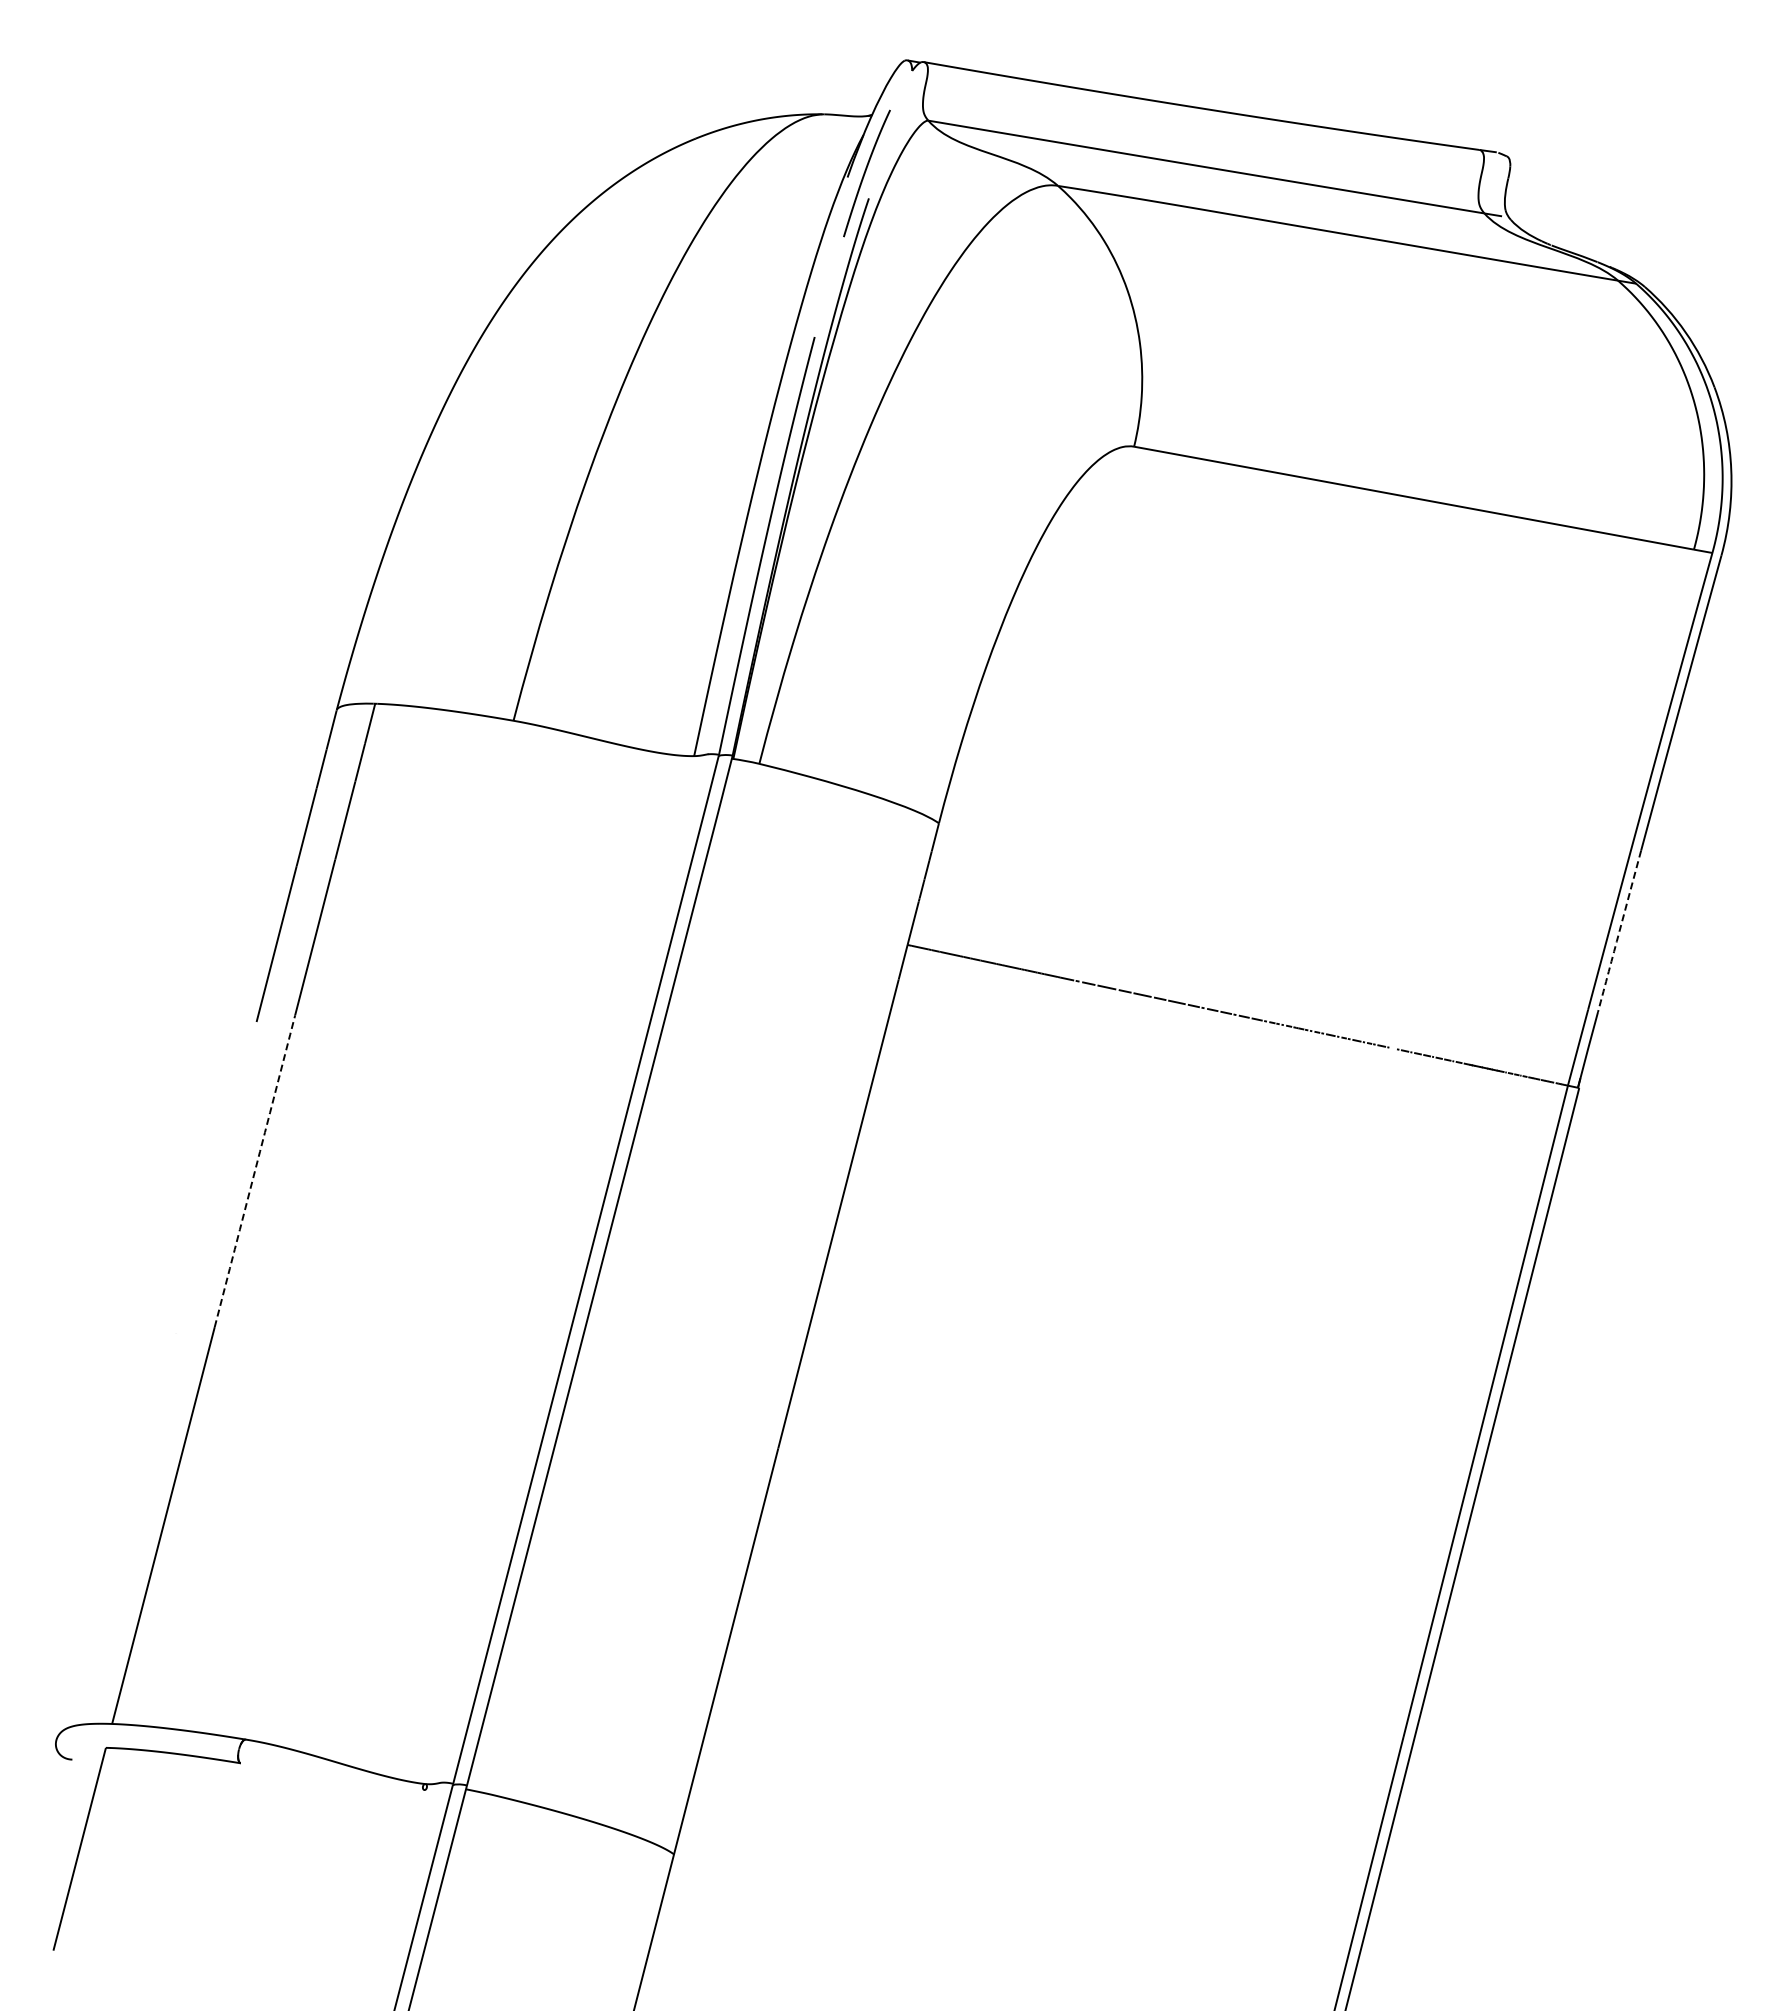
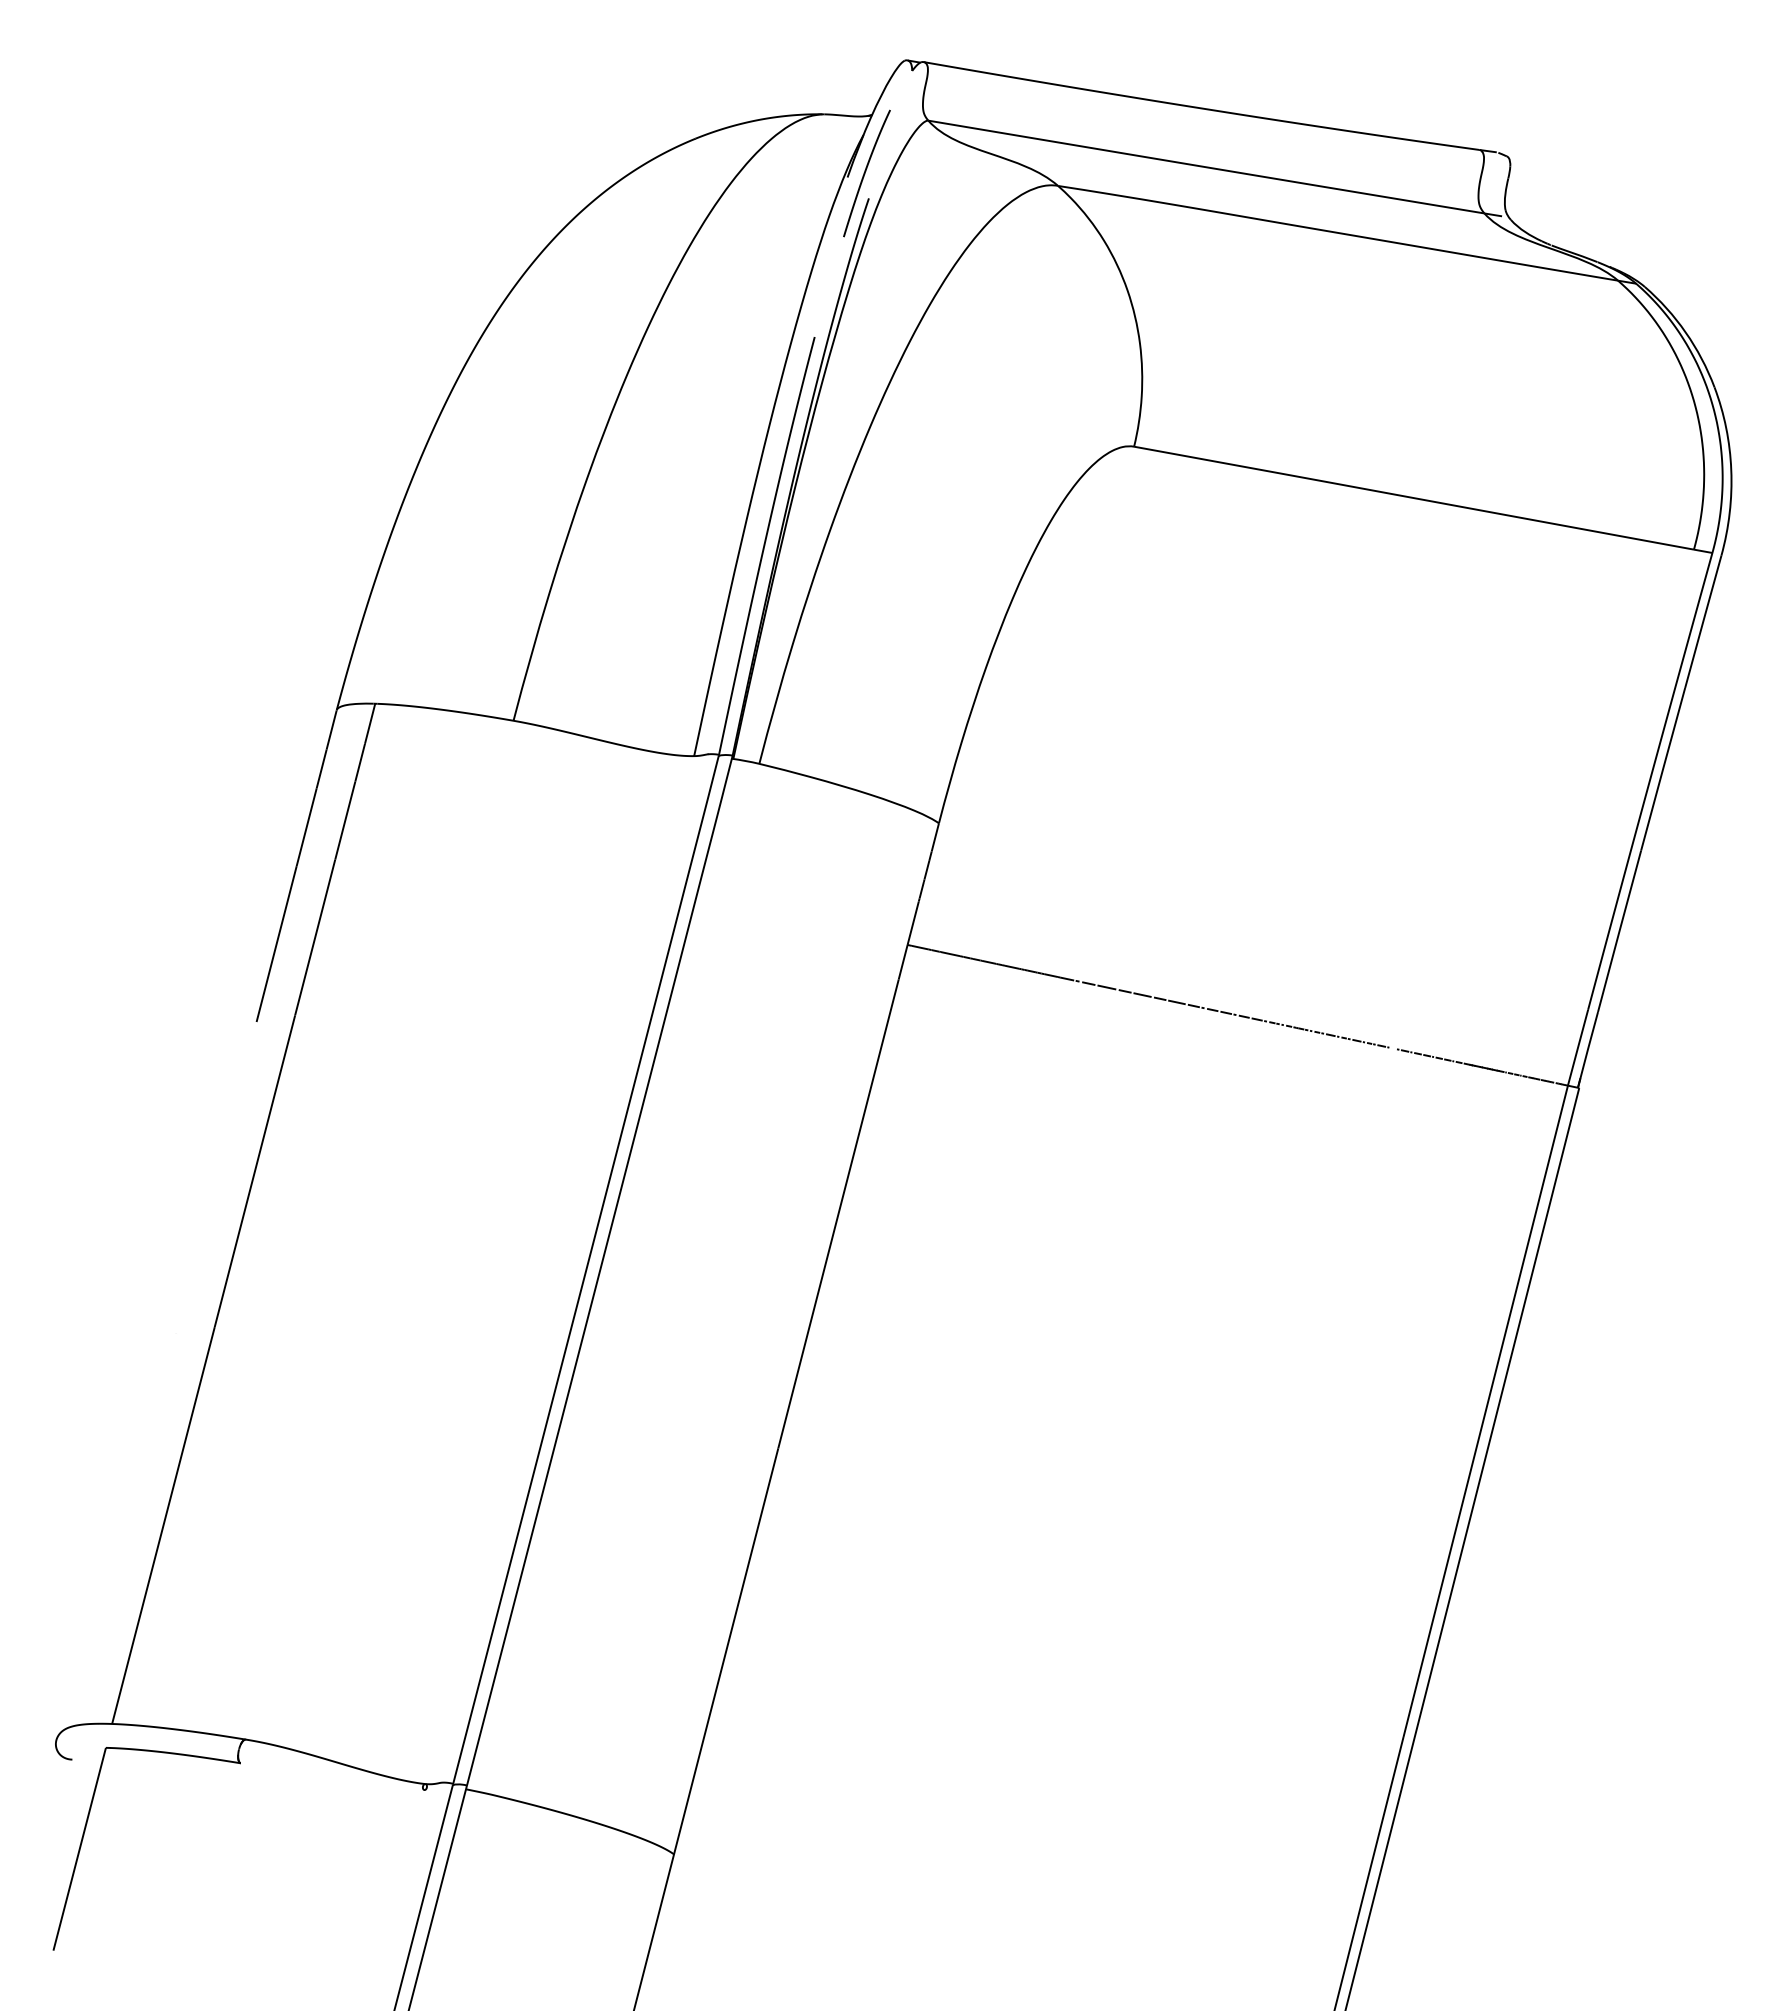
arc: dashed -> solid (1619, 931)
arc: dashed -> solid (254, 1171)
